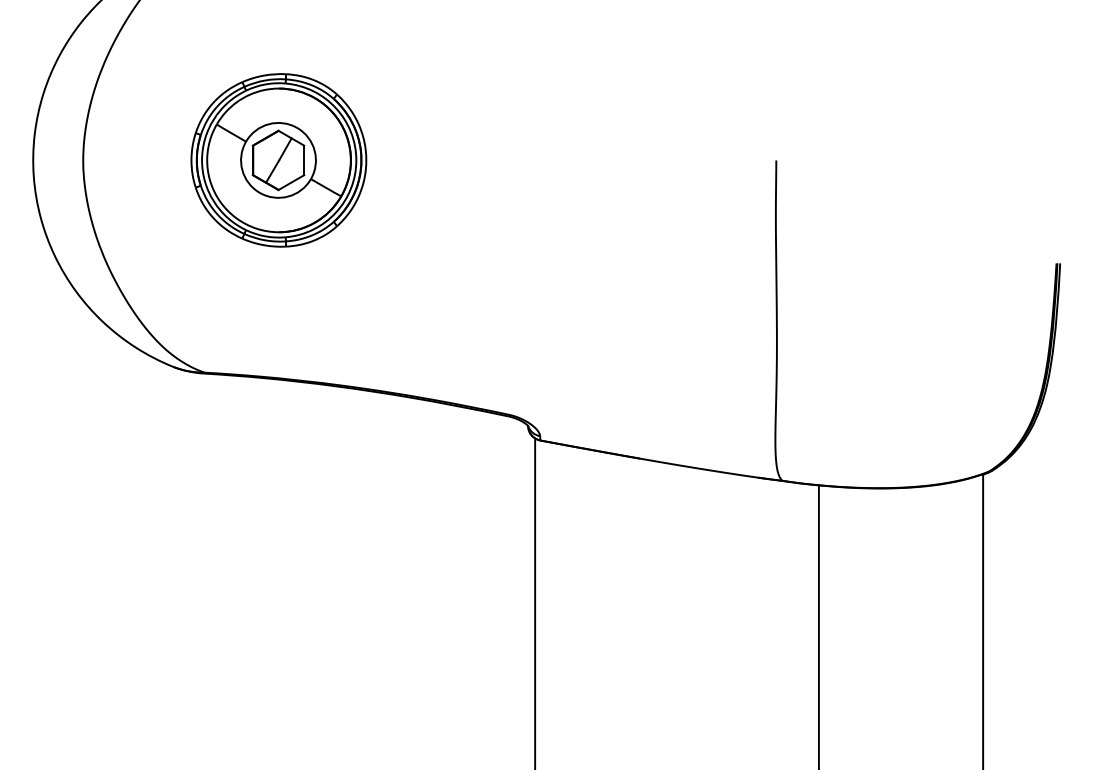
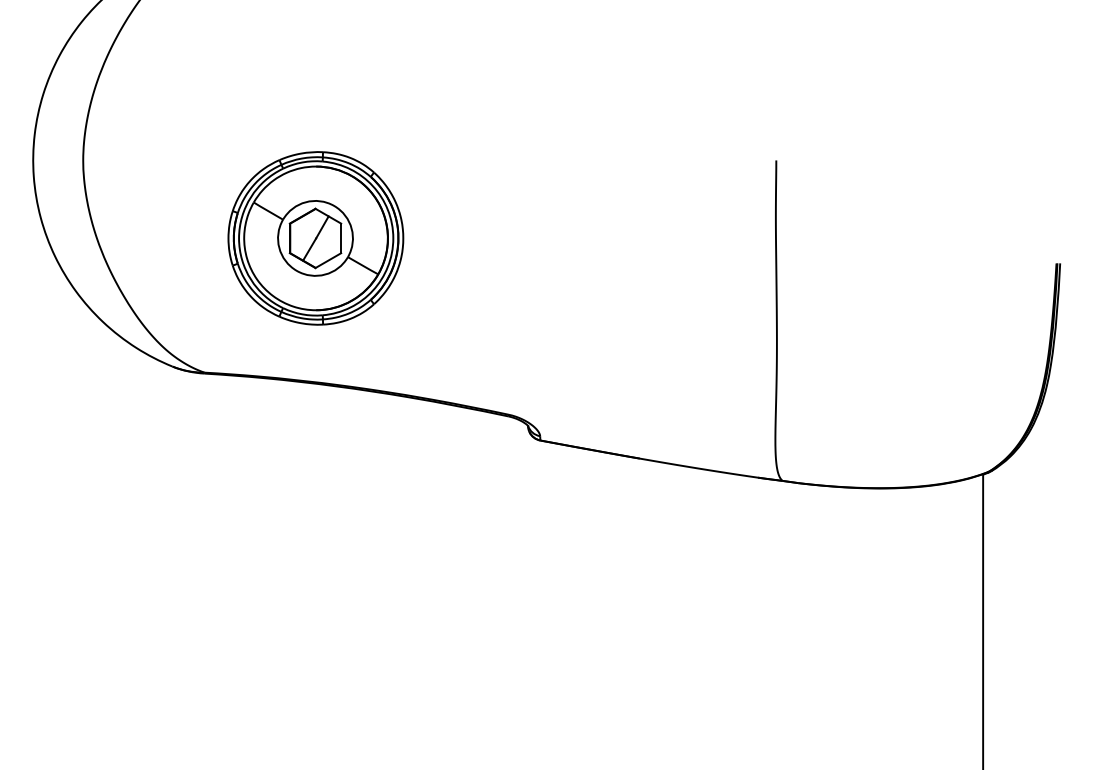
part position: (278, 160) -> (315, 238) (315, 238)
line: present -> none (535, 602)
line: present -> none (818, 625)
